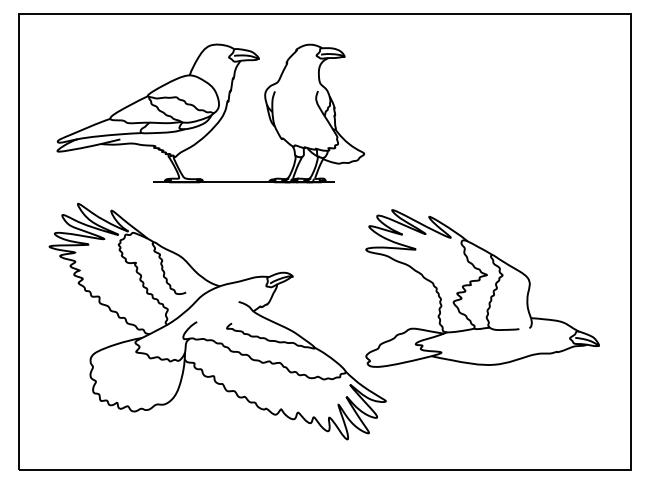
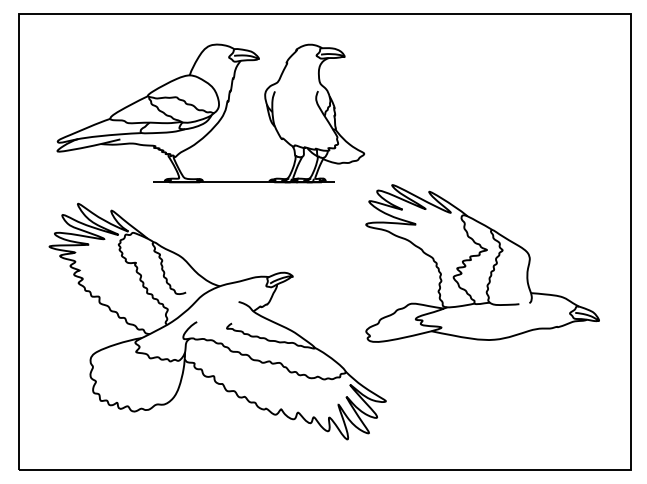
part position: (482, 288) -> (482, 263) (482, 263)
